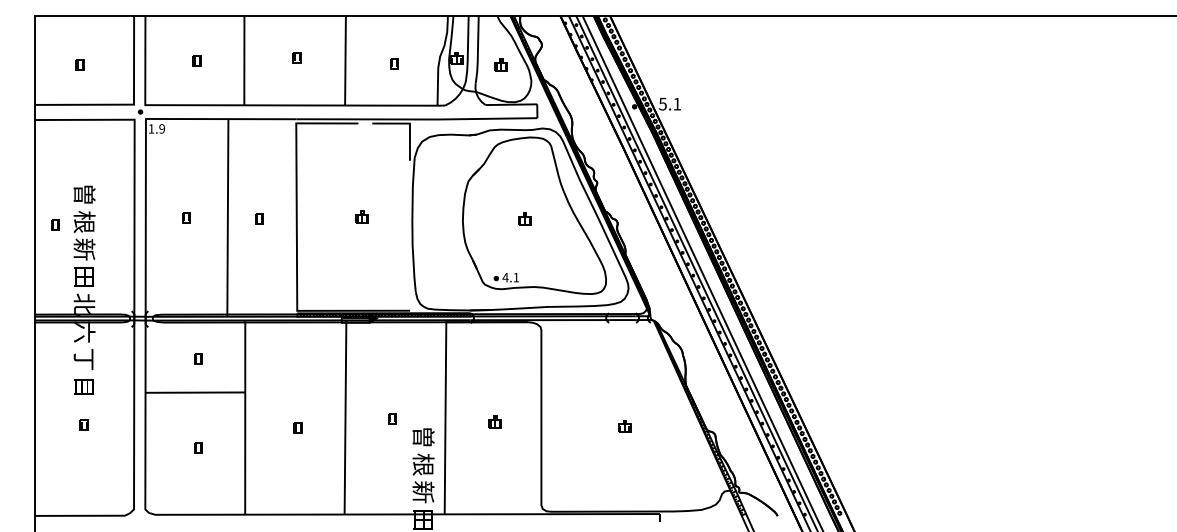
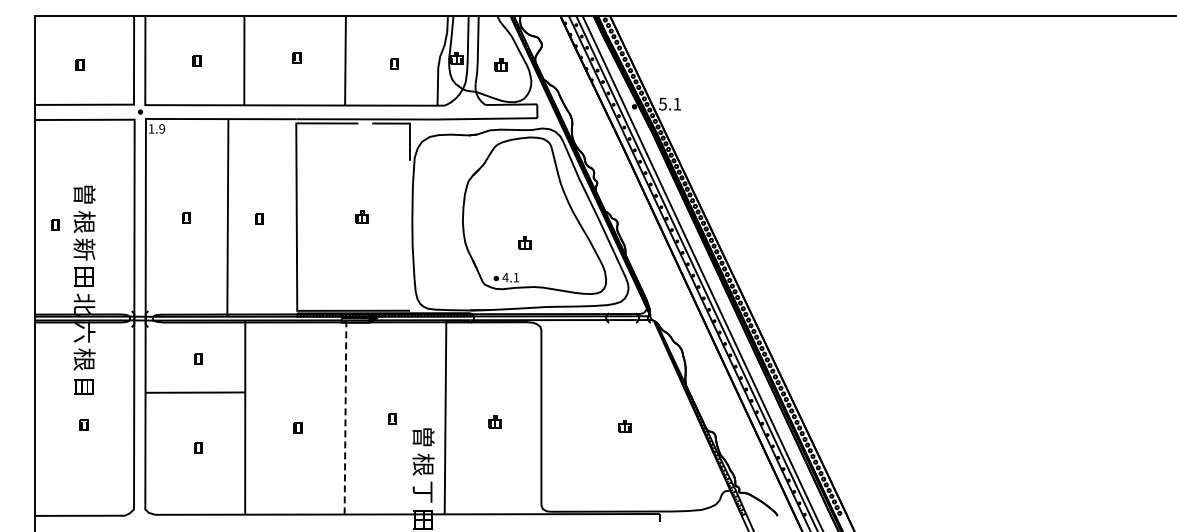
part position: (524, 218) -> (524, 242) (524, 242)
text: 丁 -> 根 (84, 359)
line: solid -> dashed (345, 416)
text: 新 -> 丁 (423, 492)
